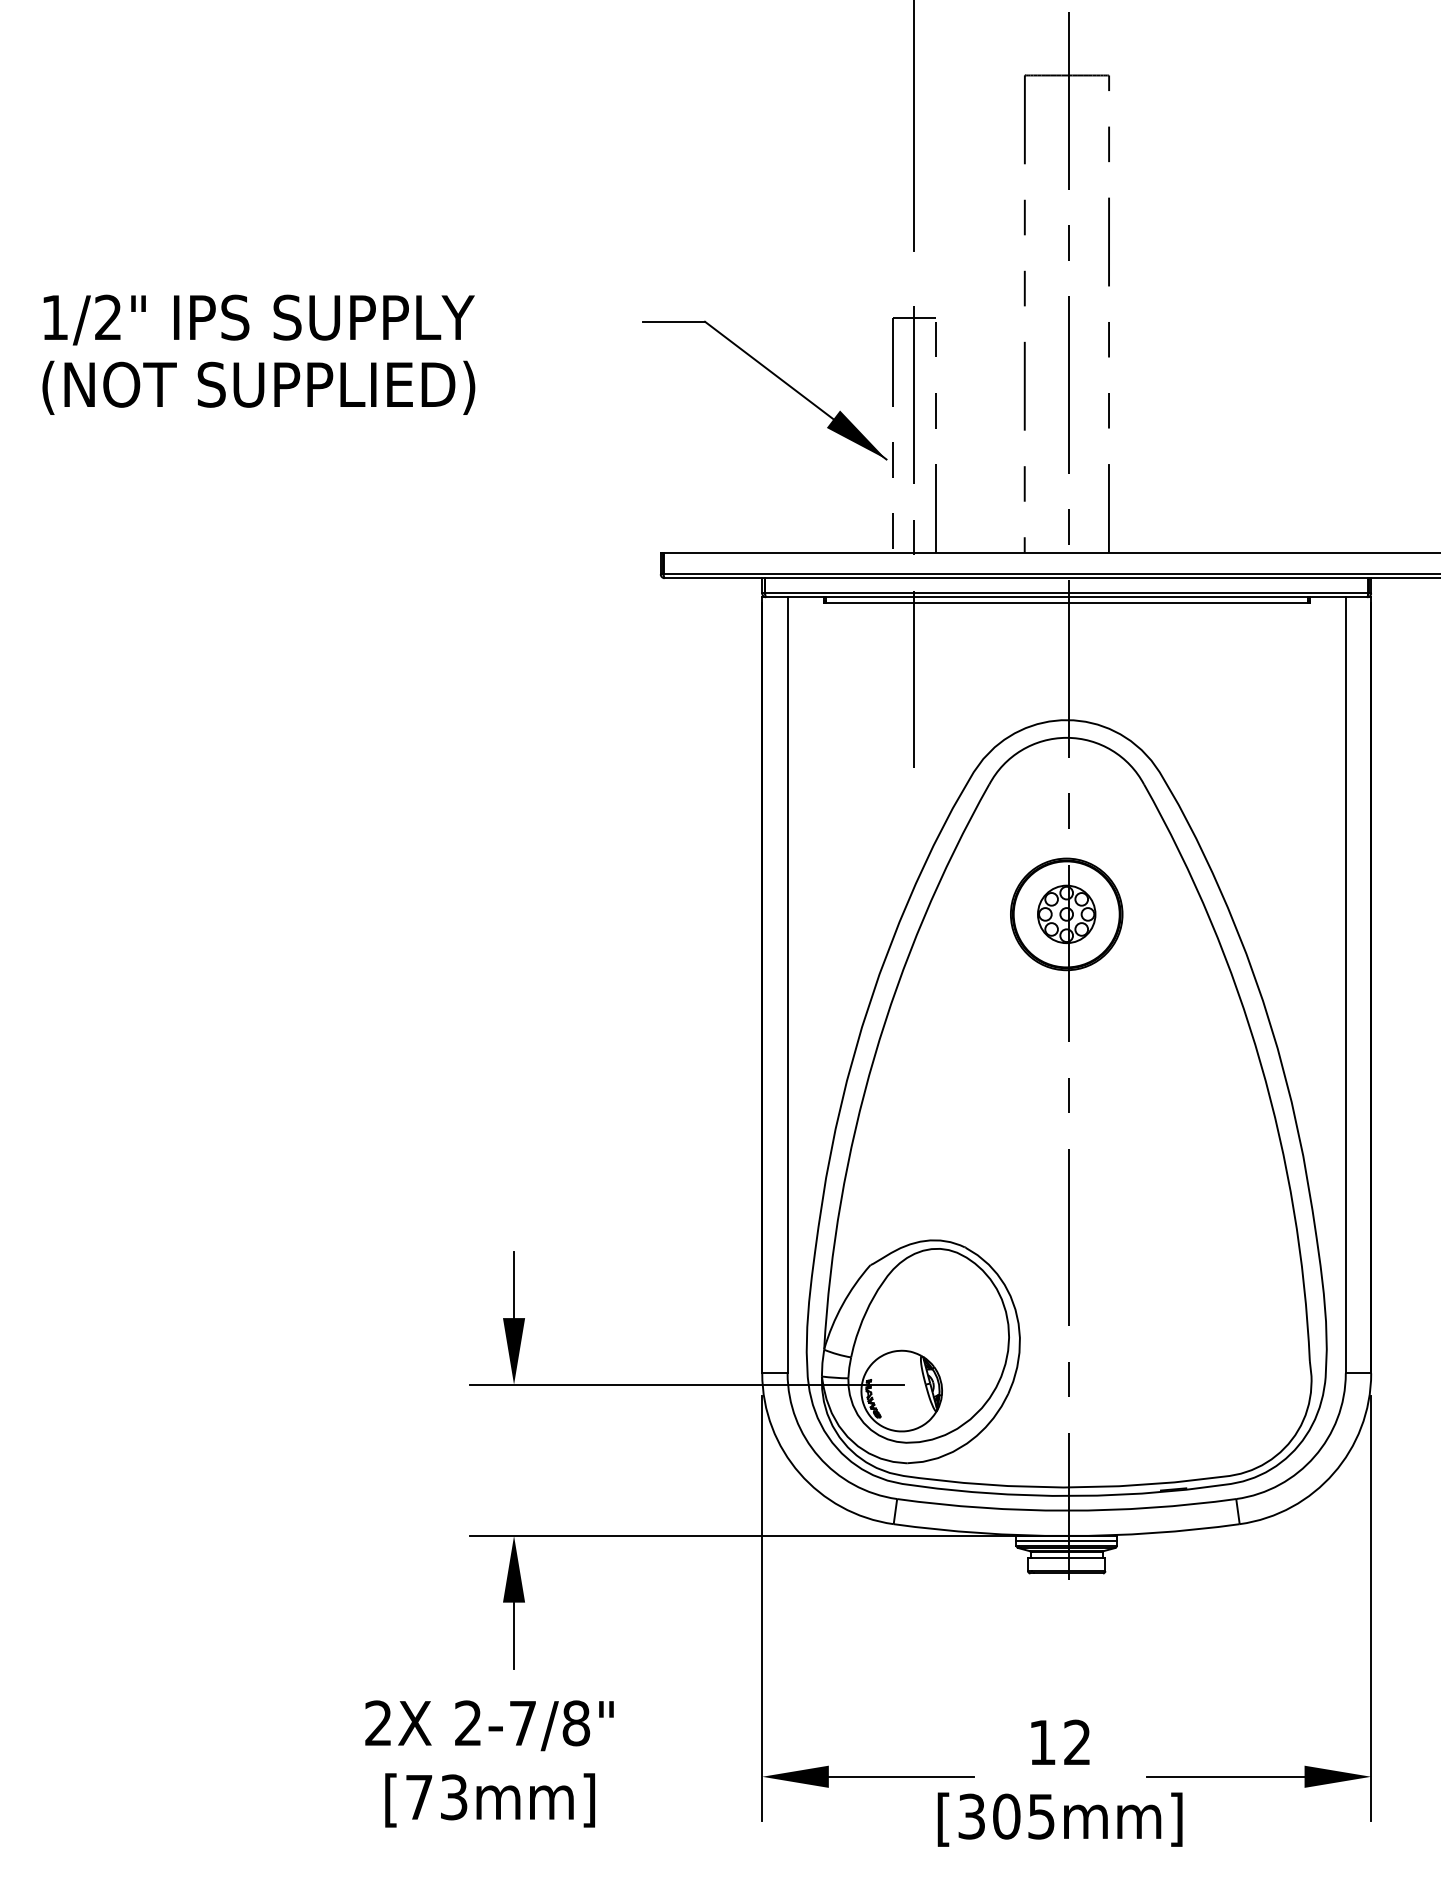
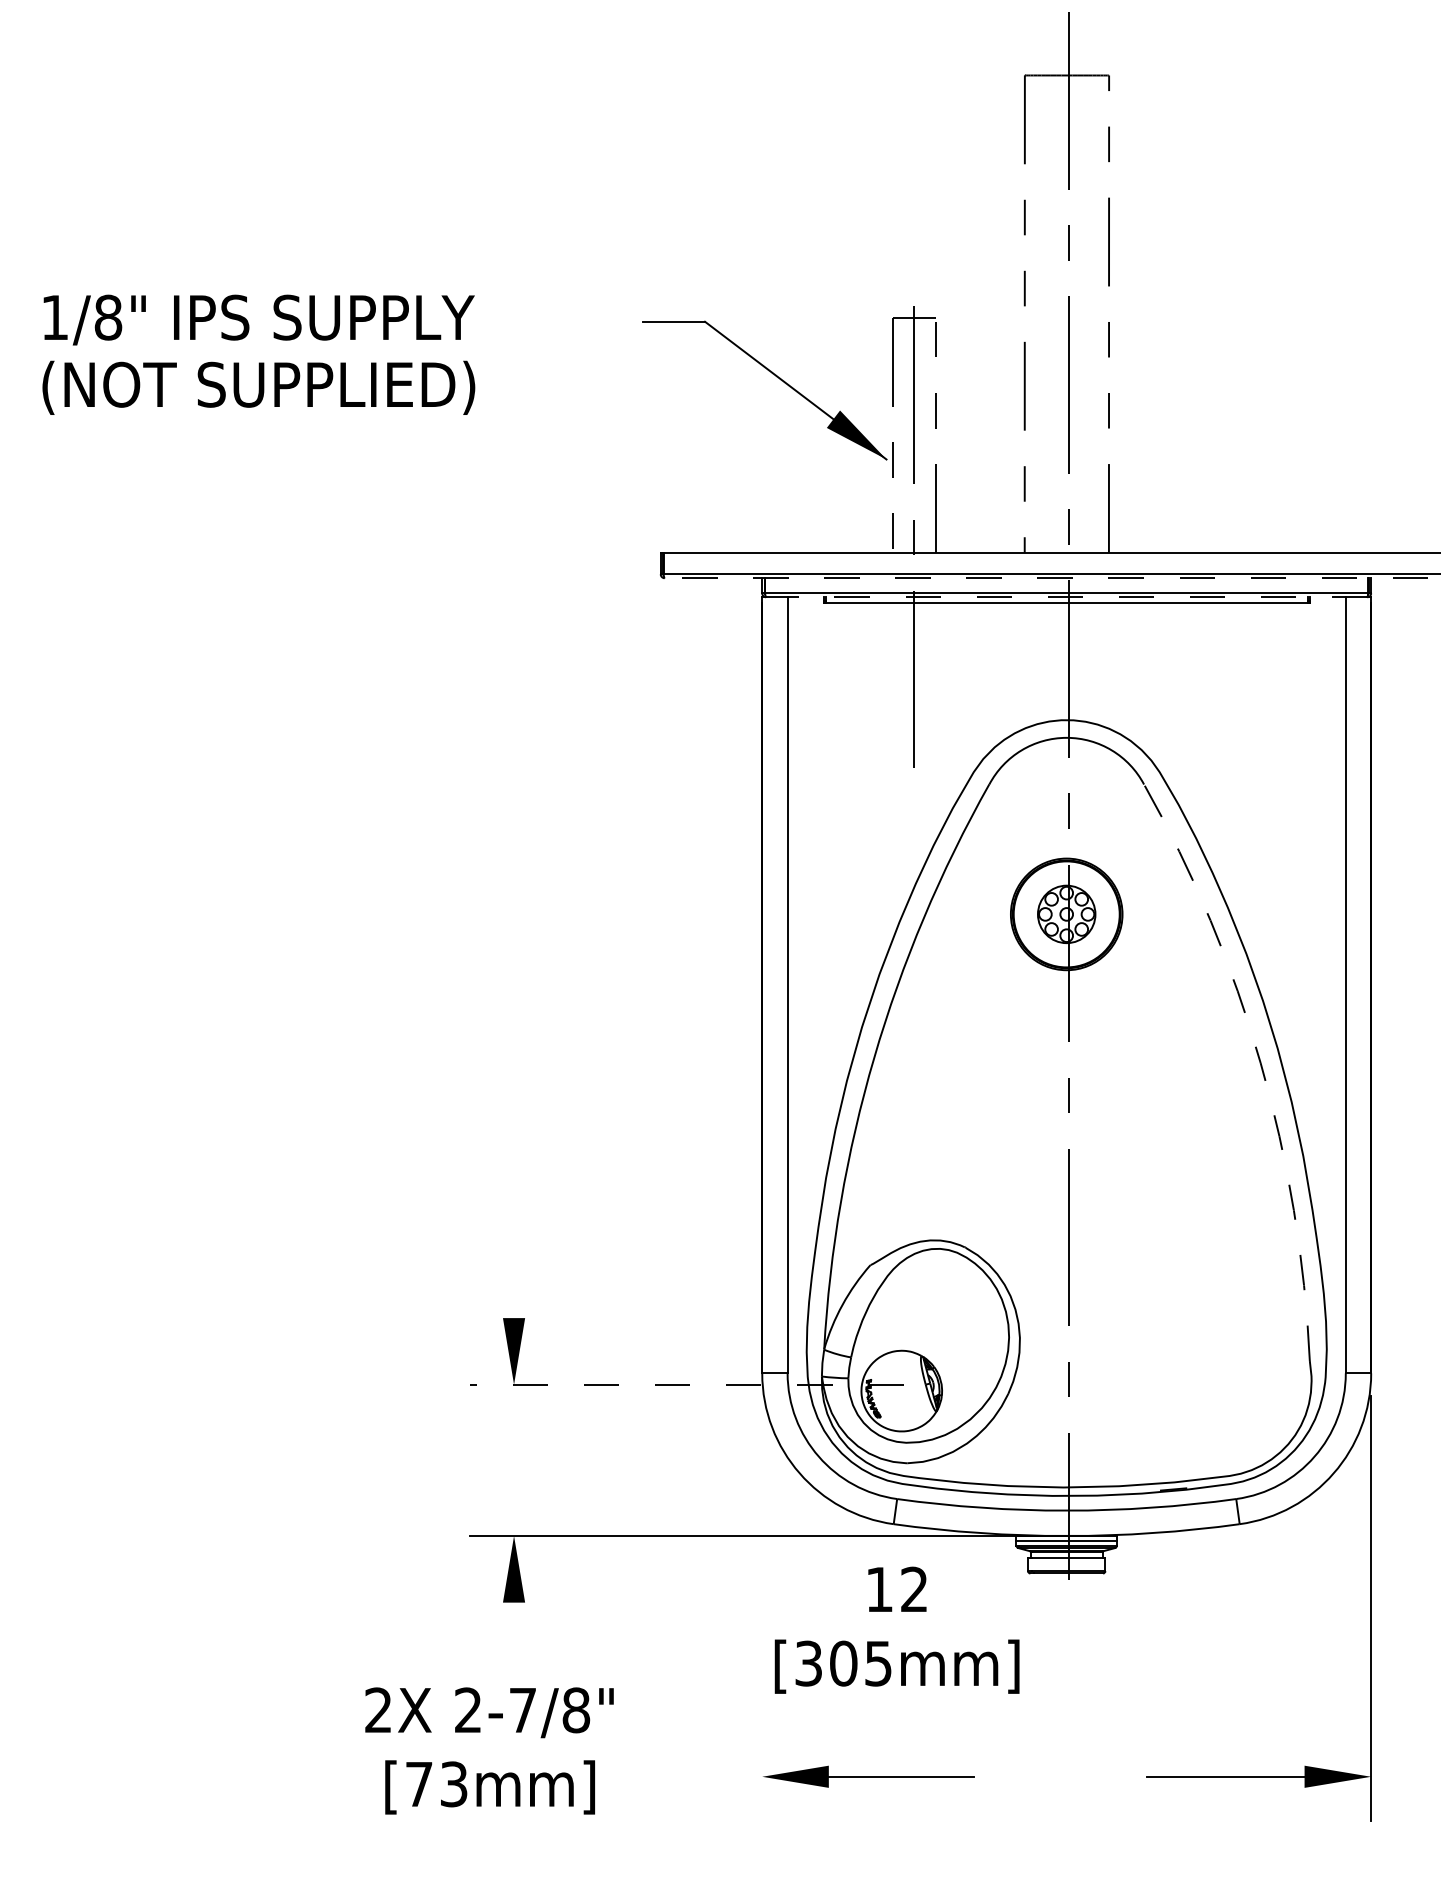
line: present -> none (914, 126)
text: 1/2" -> 1/8" (108, 317)
line: solid -> dashed (1052, 578)
line: solid -> dashed (1066, 597)
arc: solid -> dashed (1260, 1063)
line: present -> none (514, 1284)
line: solid -> dashed (686, 1384)
line: present -> none (762, 1608)
line: present -> none (514, 1635)
text position: (489, 1763) -> (489, 1750) (489, 1750)
text position: (1059, 1782) -> (896, 1629) (896, 1629)
